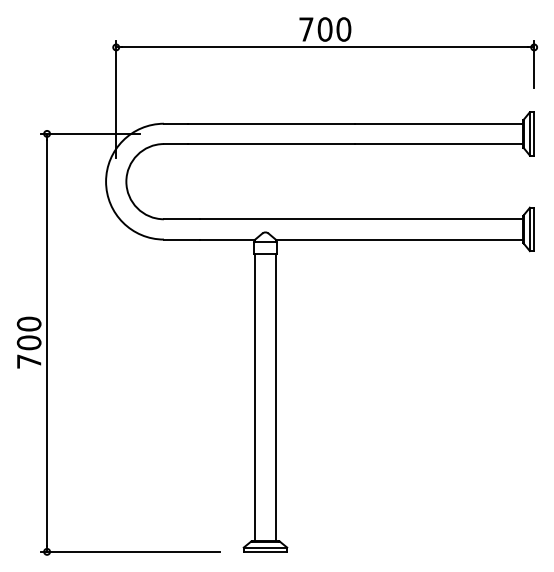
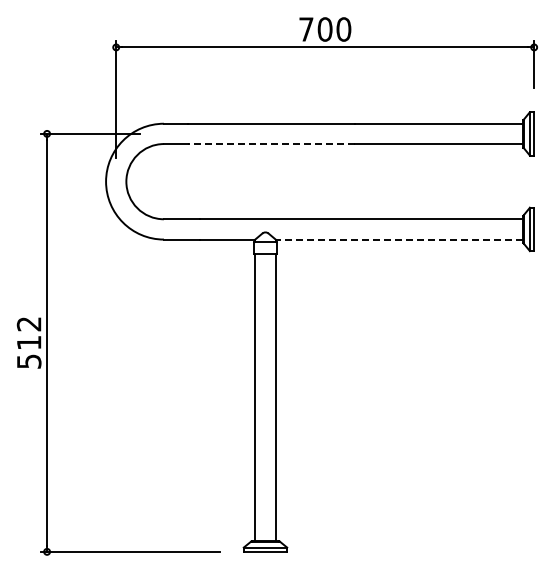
line: solid -> dashed (271, 144)
line: solid -> dashed (399, 239)
text: 700 -> 512 (28, 342)
